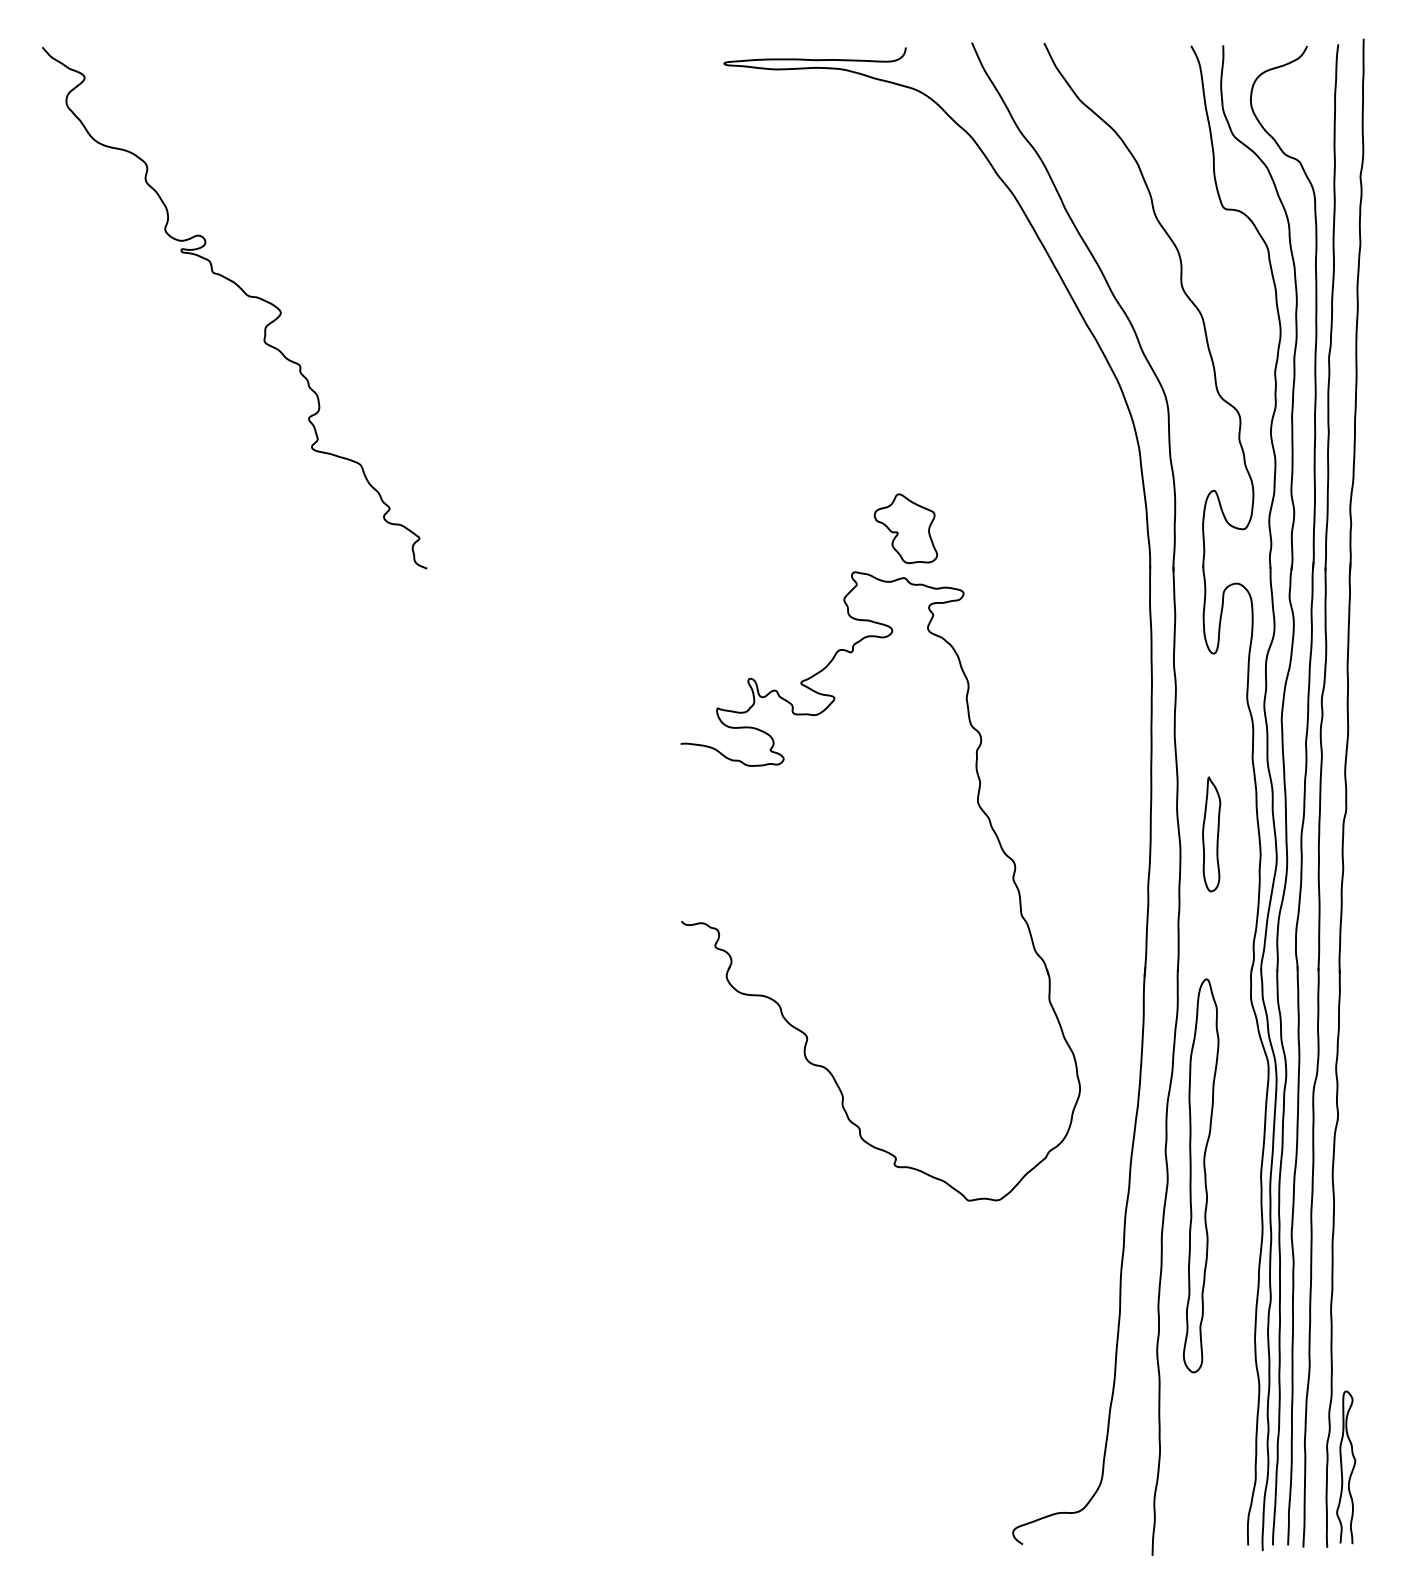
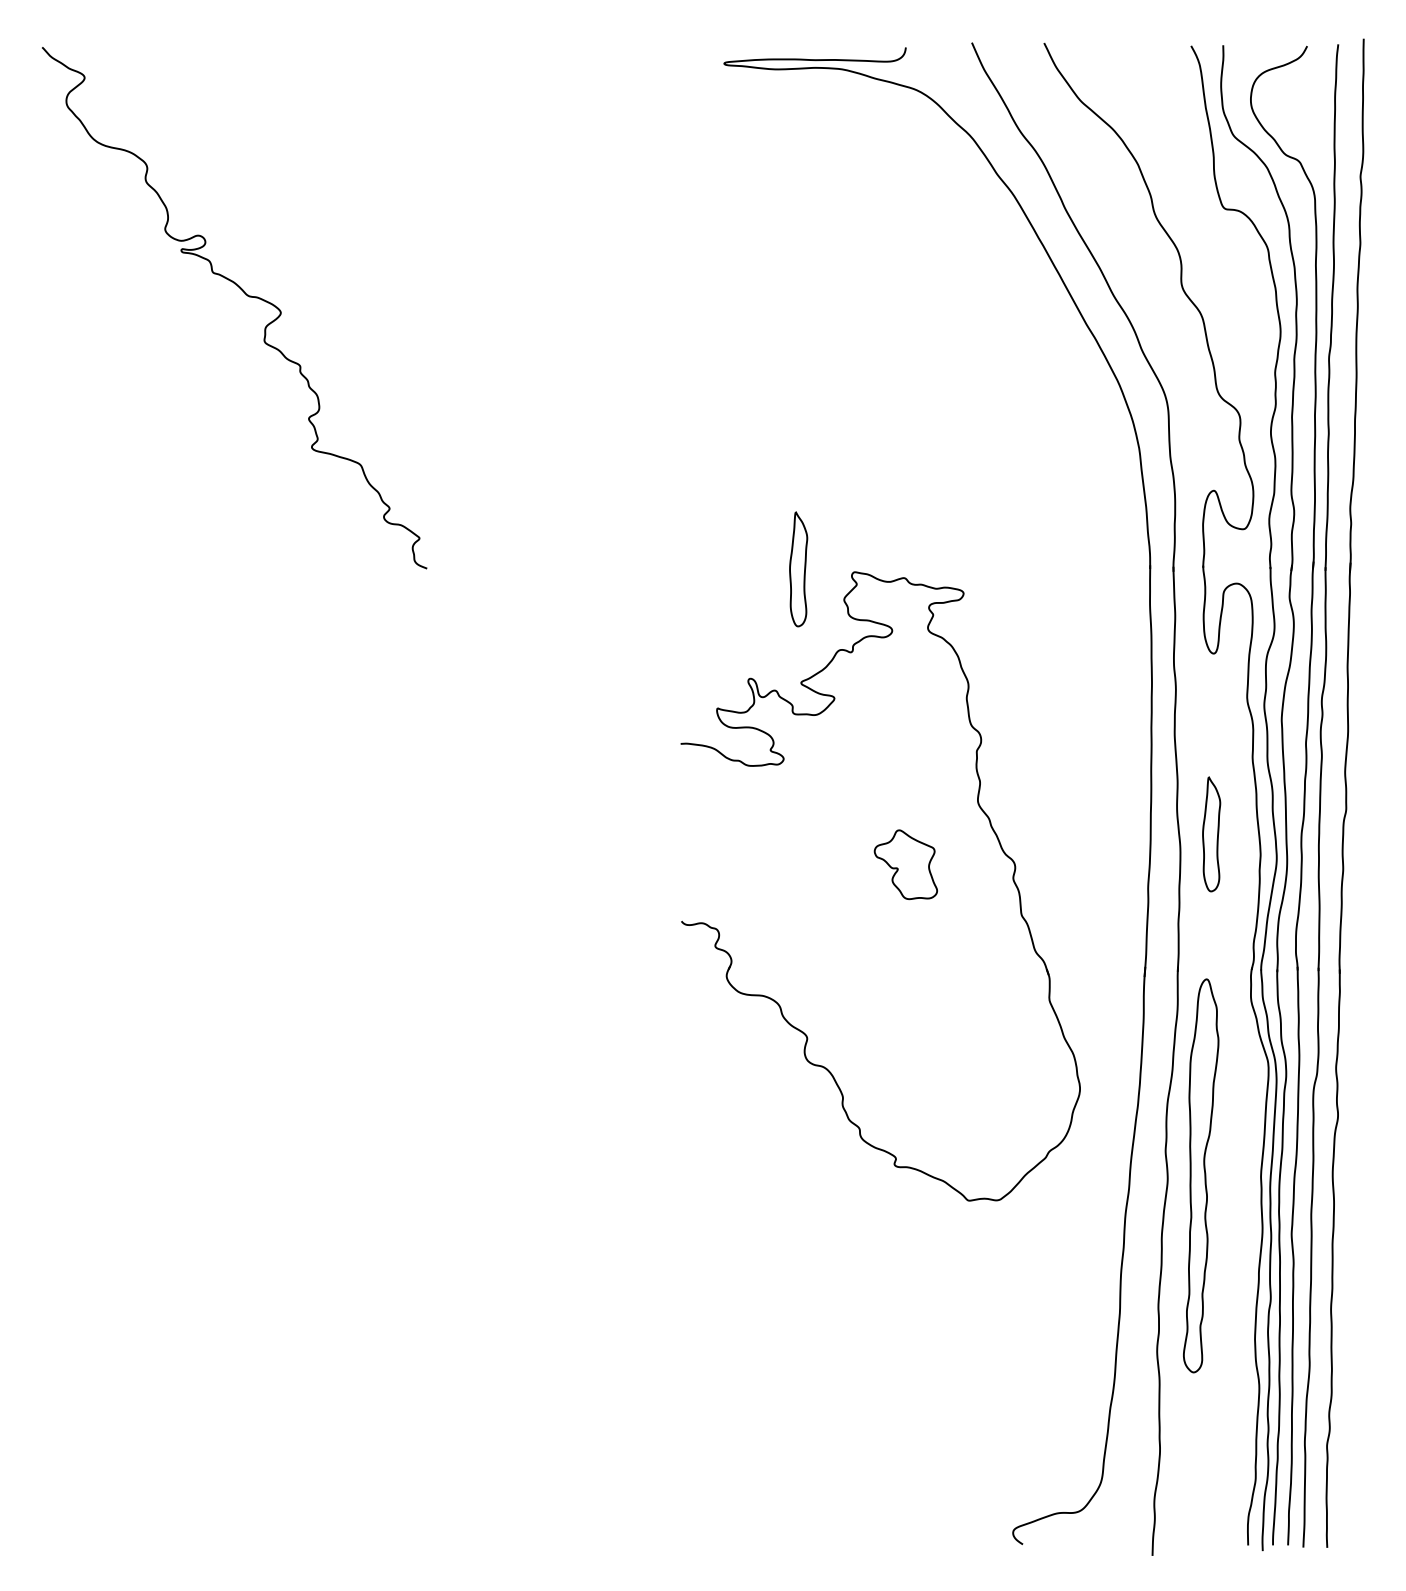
part position: (905, 528) -> (905, 864) (905, 864)
part: none -> present (798, 569)
curve: present -> none (1342, 1467)
